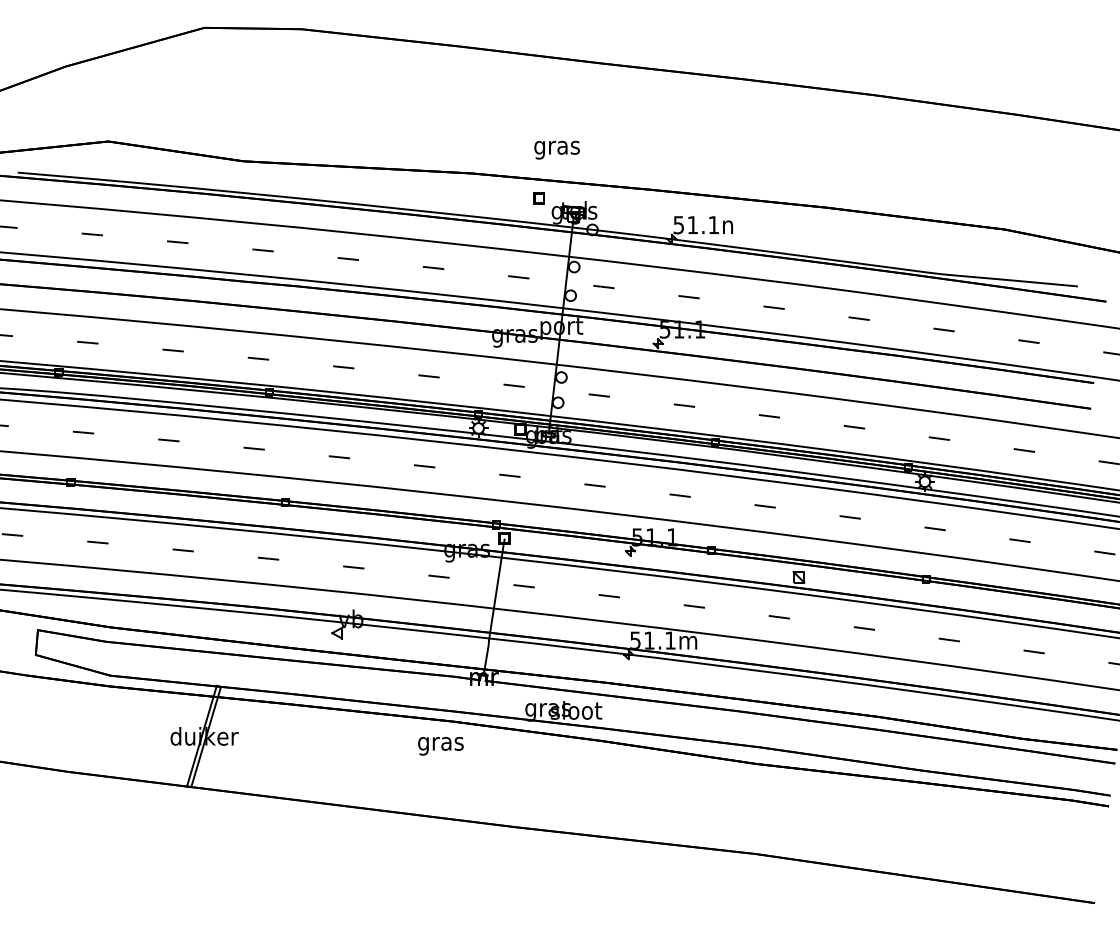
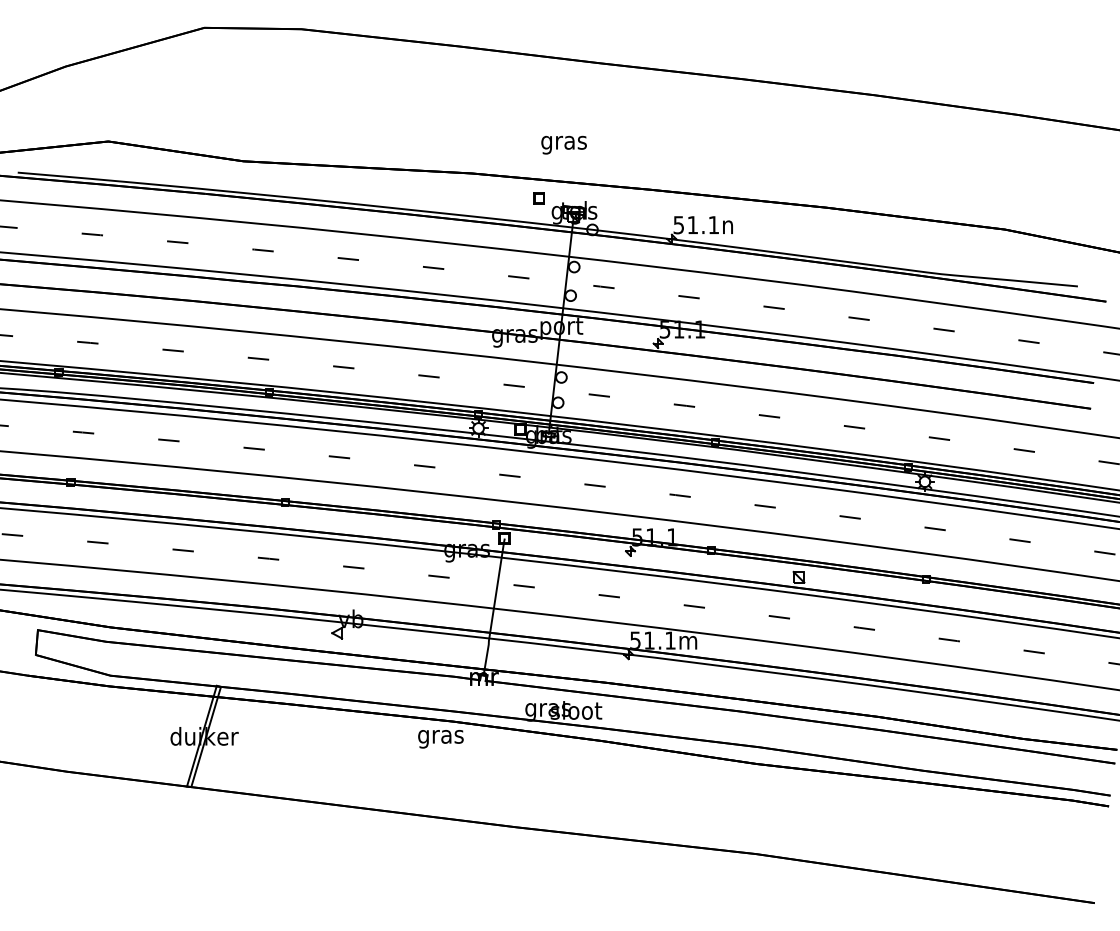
text position: (556, 149) -> (563, 144) (563, 144)
text position: (440, 746) -> (440, 739) (440, 739)
